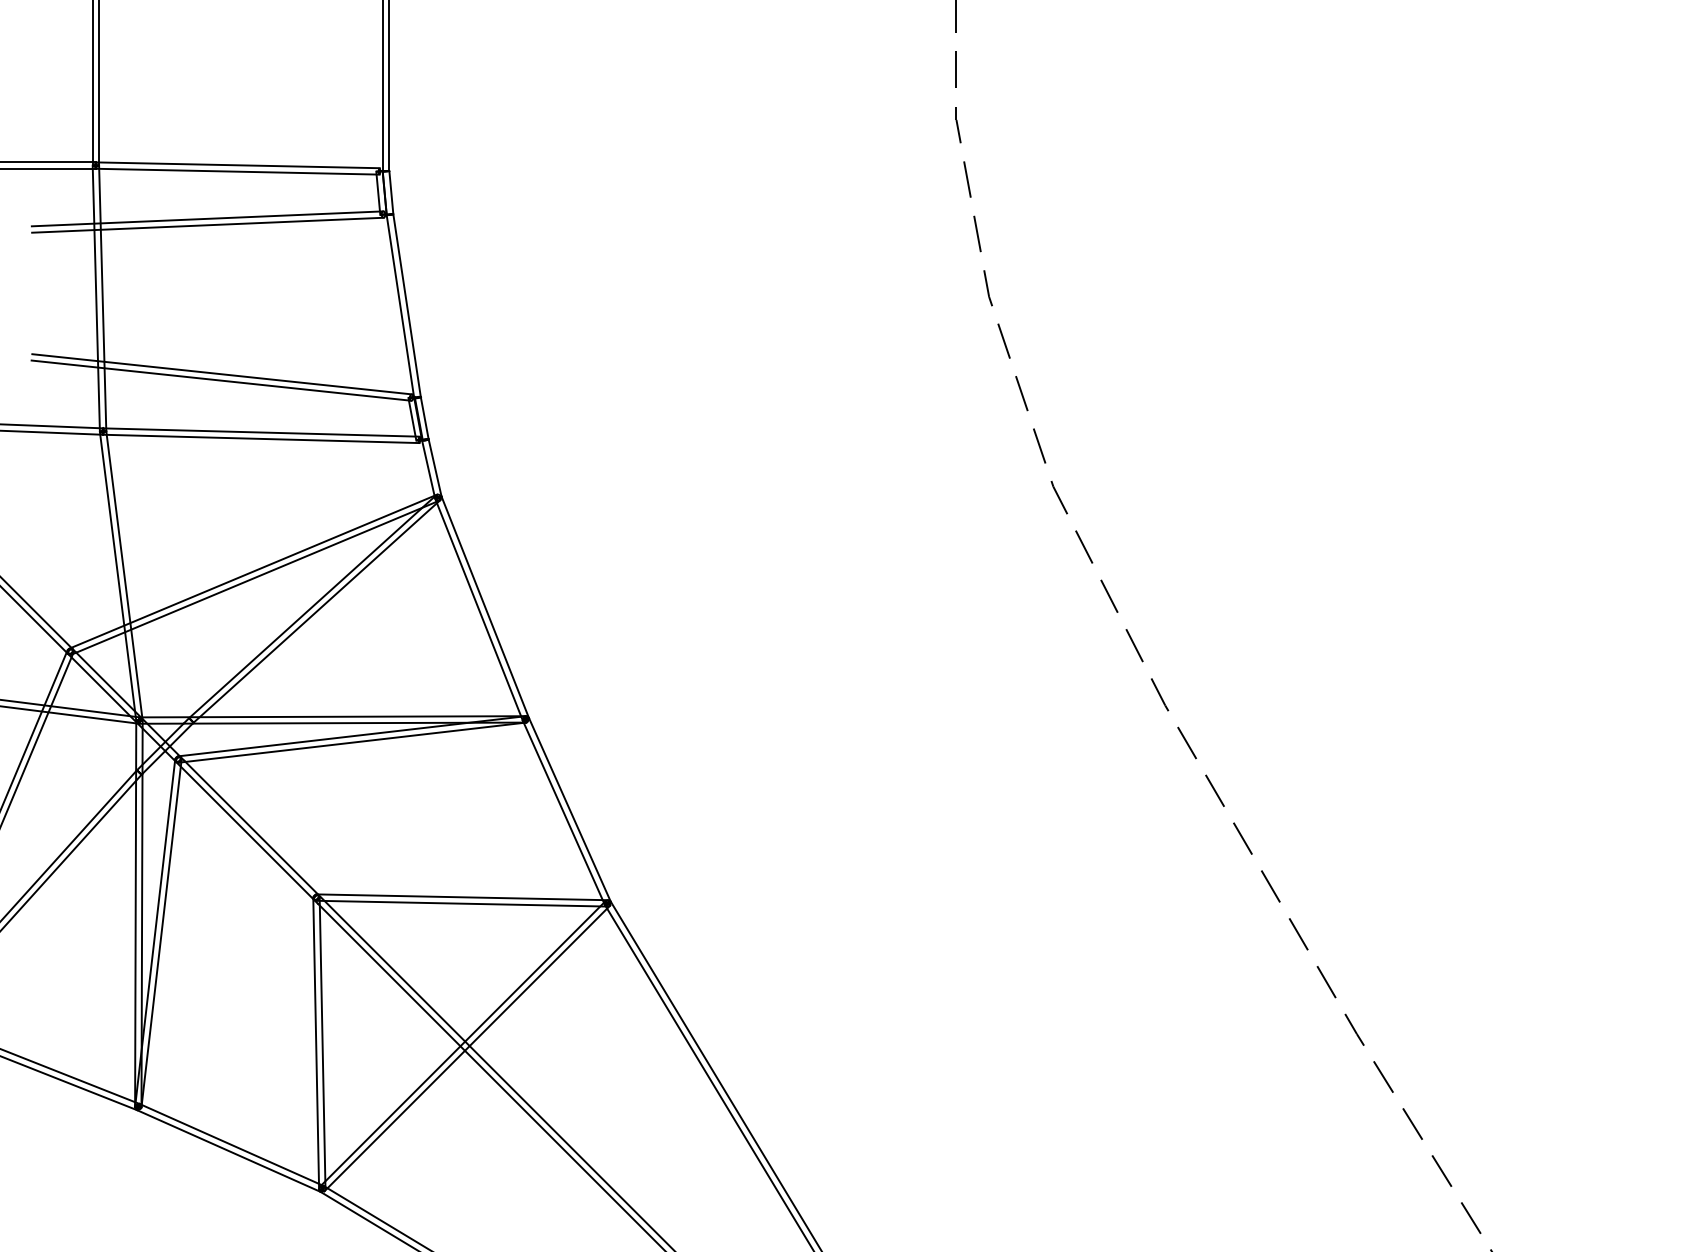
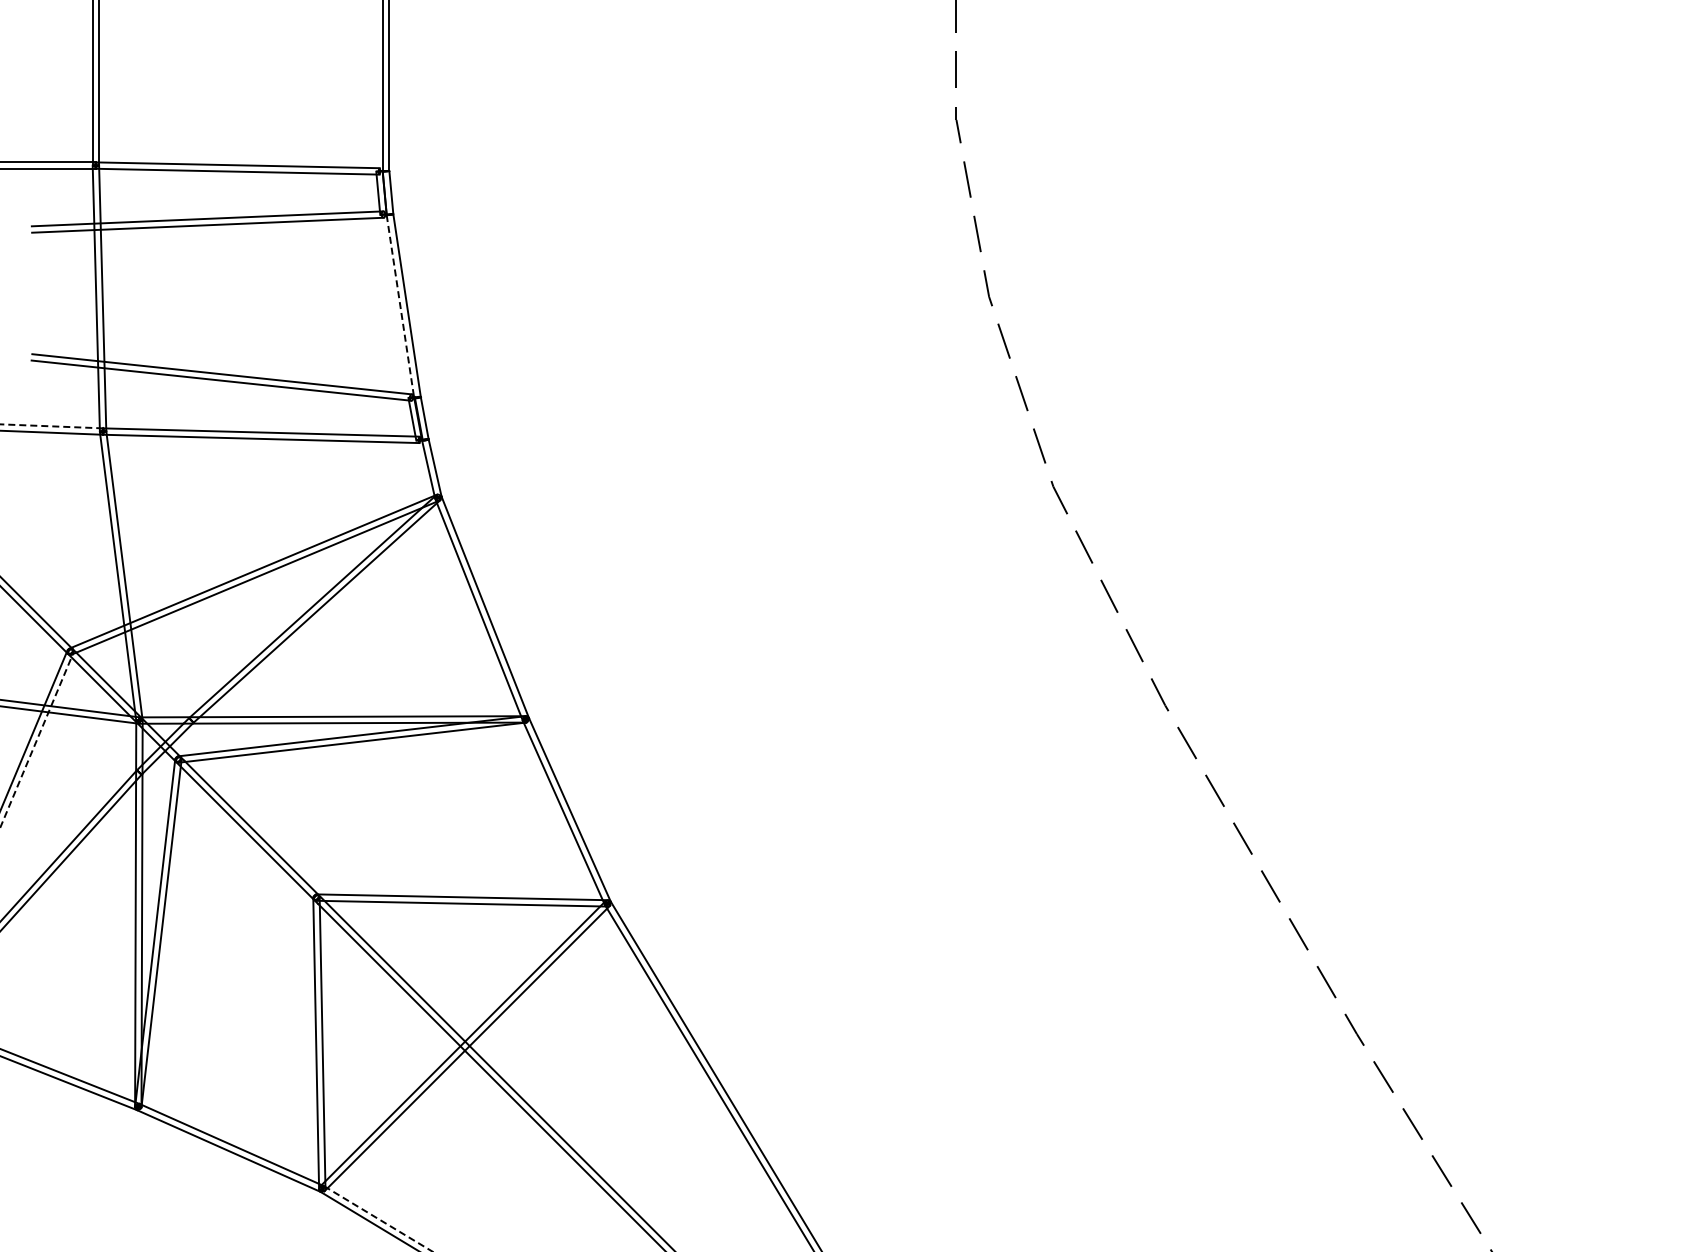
line: solid -> dashed (400, 306)
line: solid -> dashed (51, 426)
line: solid -> dashed (36, 740)
line: solid -> dashed (378, 1219)
